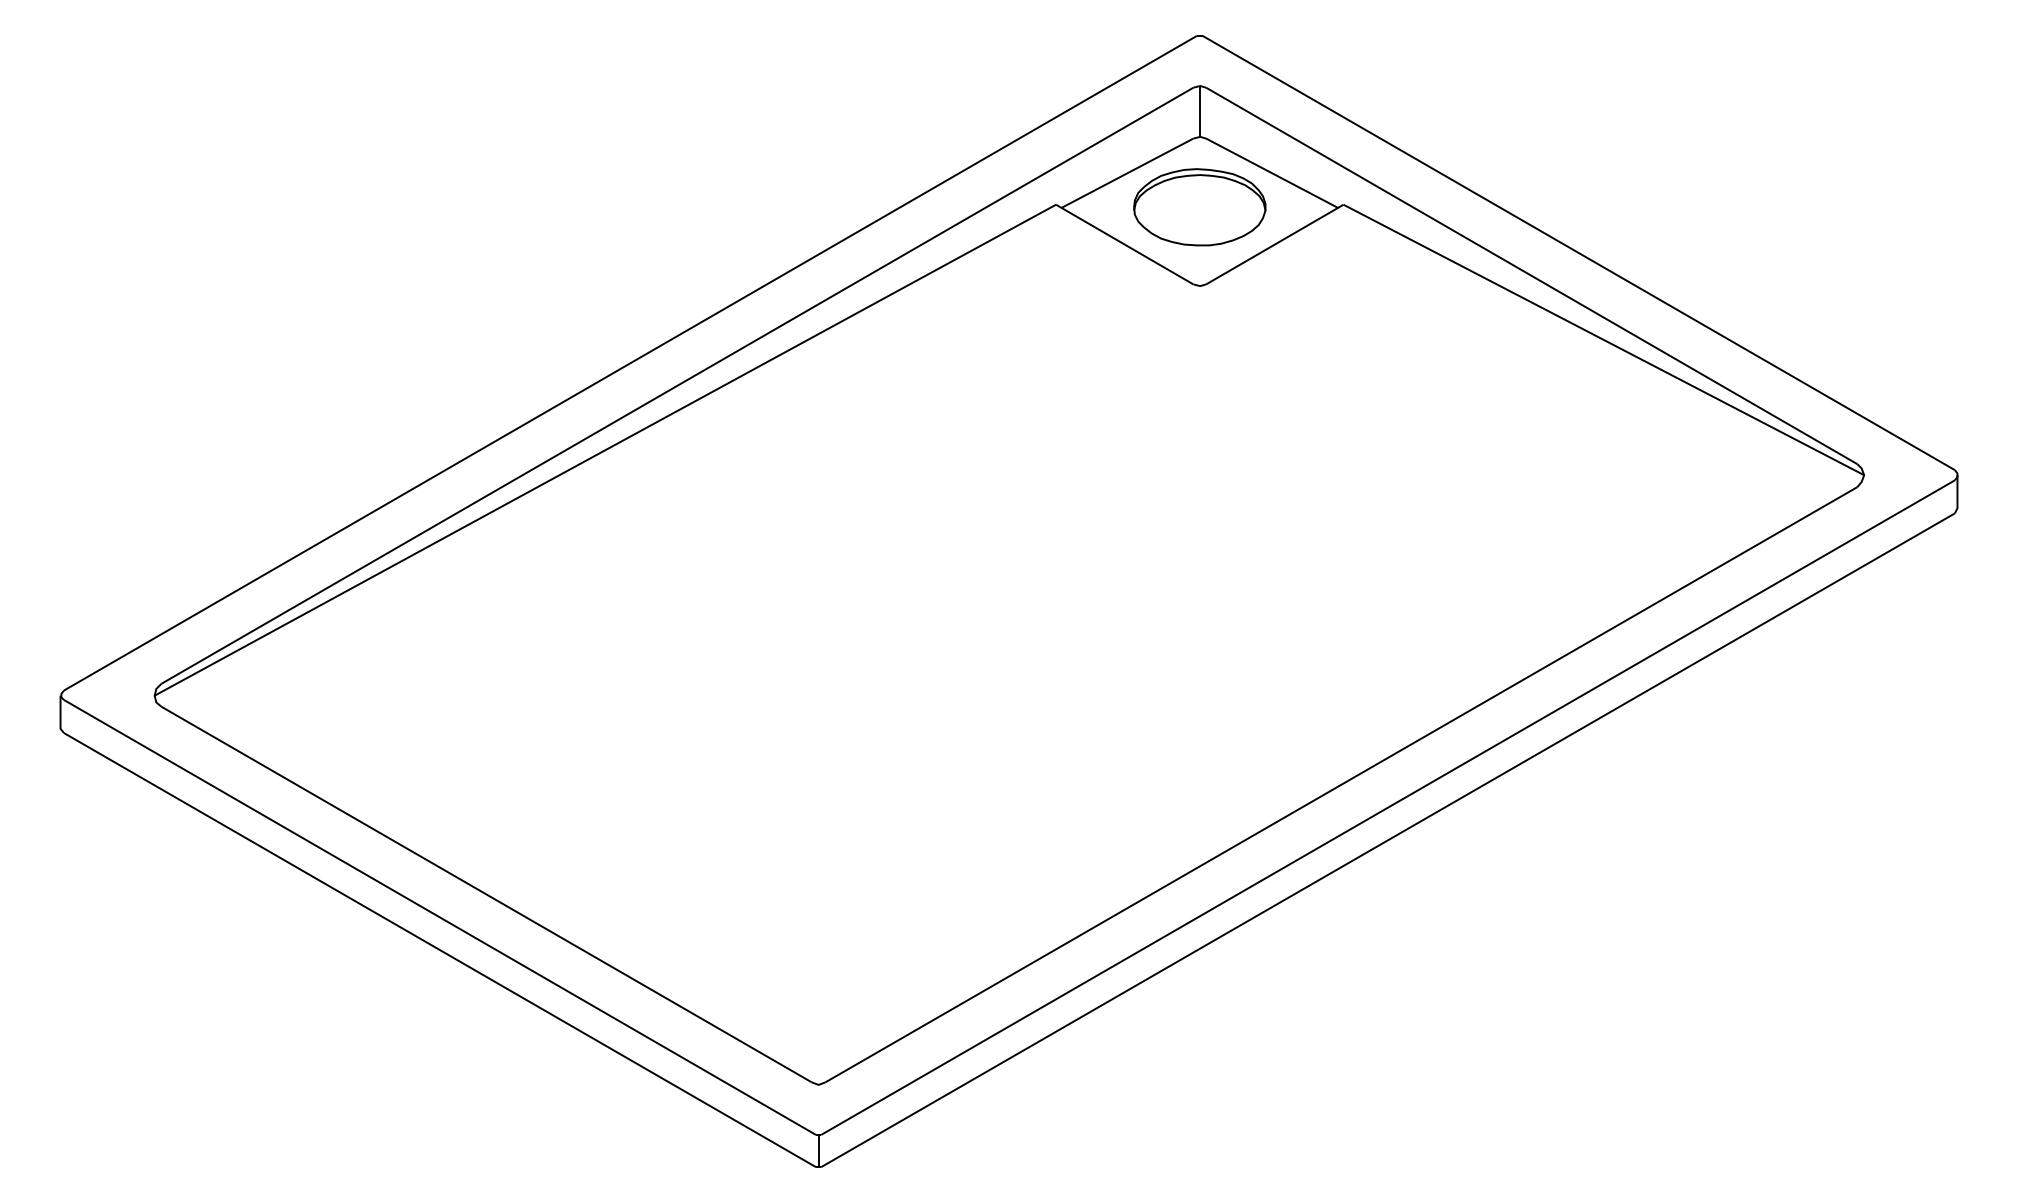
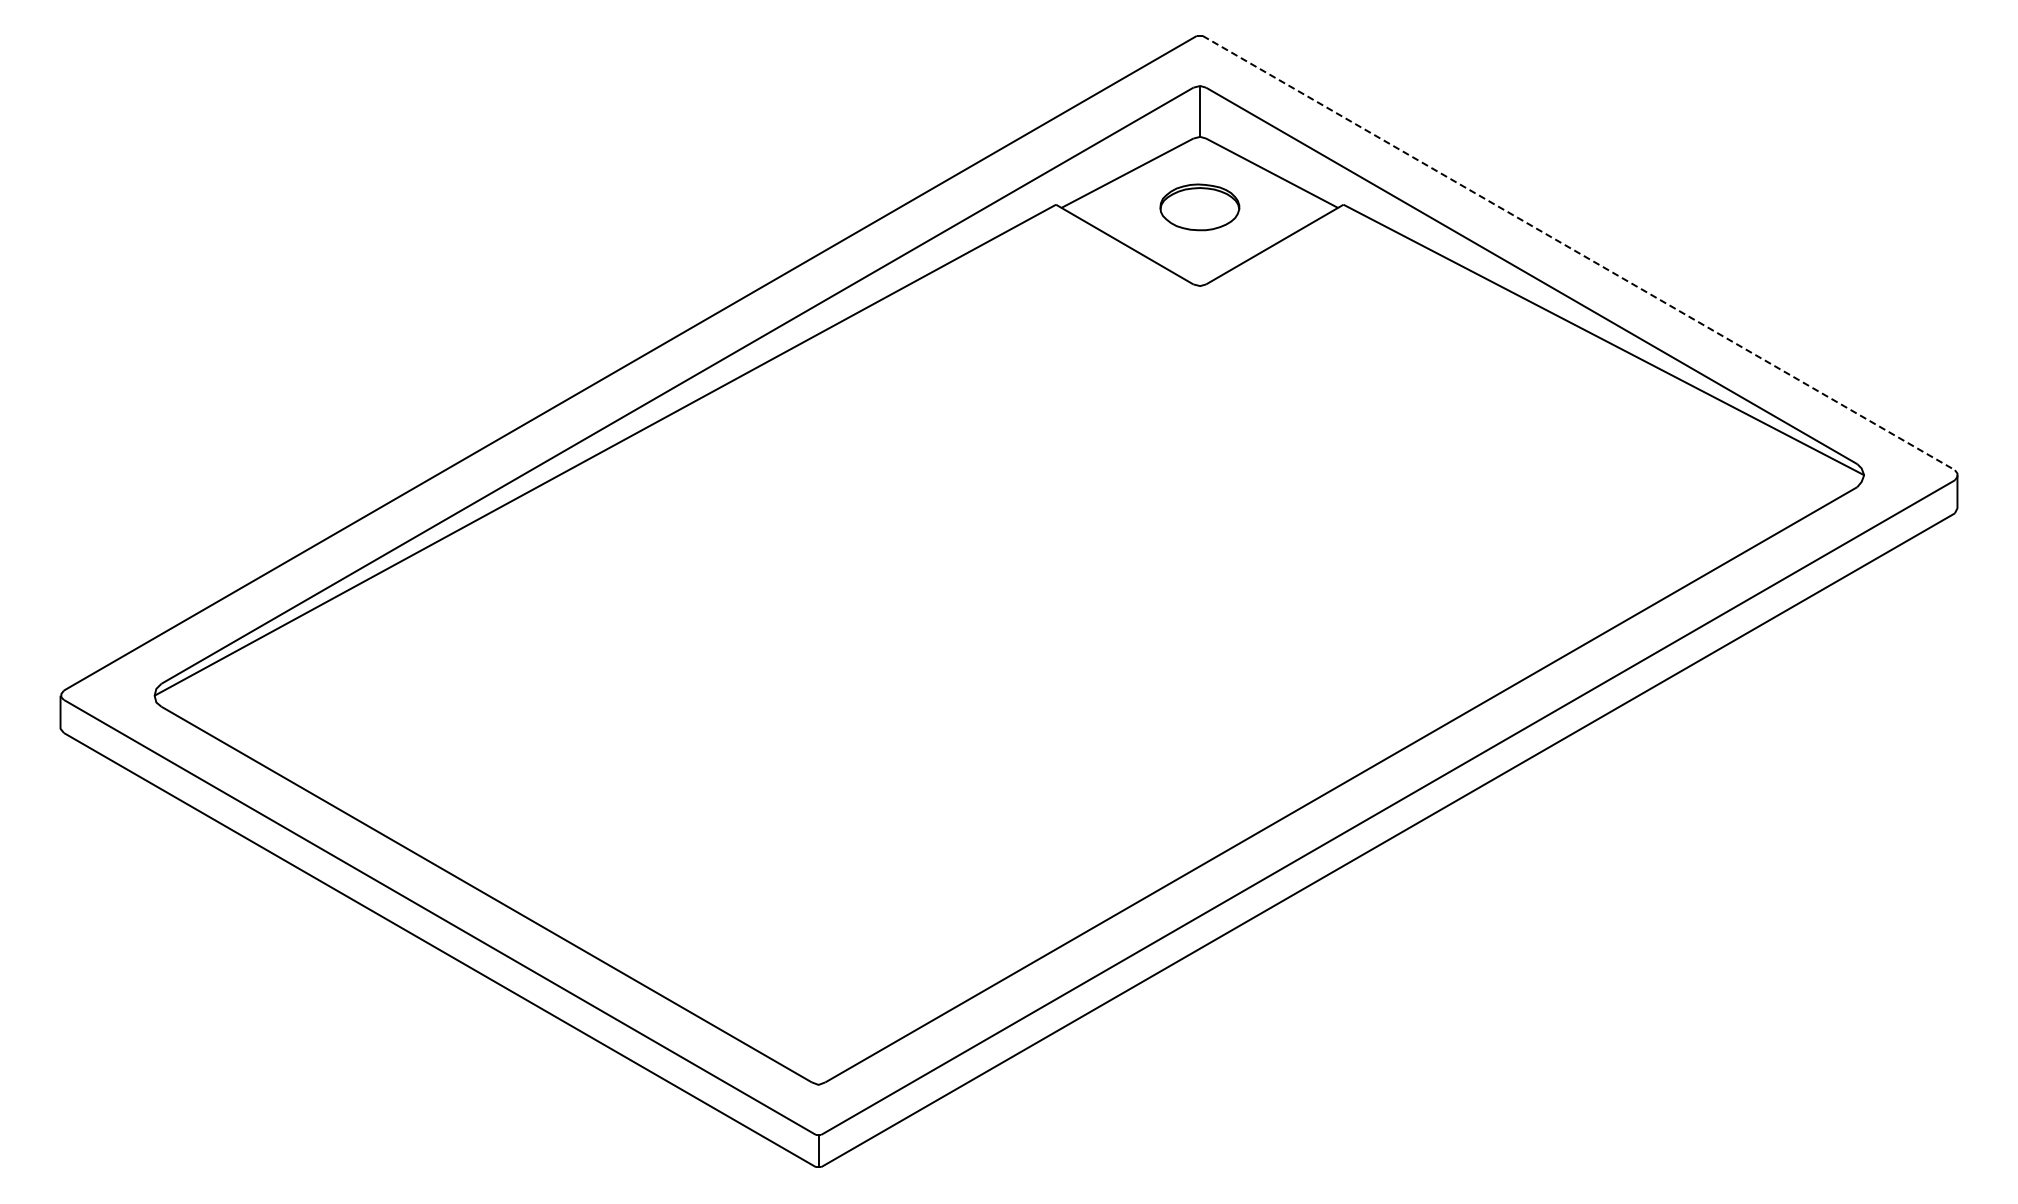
part size: 134x79 px -> 82x49 px (1199, 207)
line: solid -> dashed (1579, 253)
